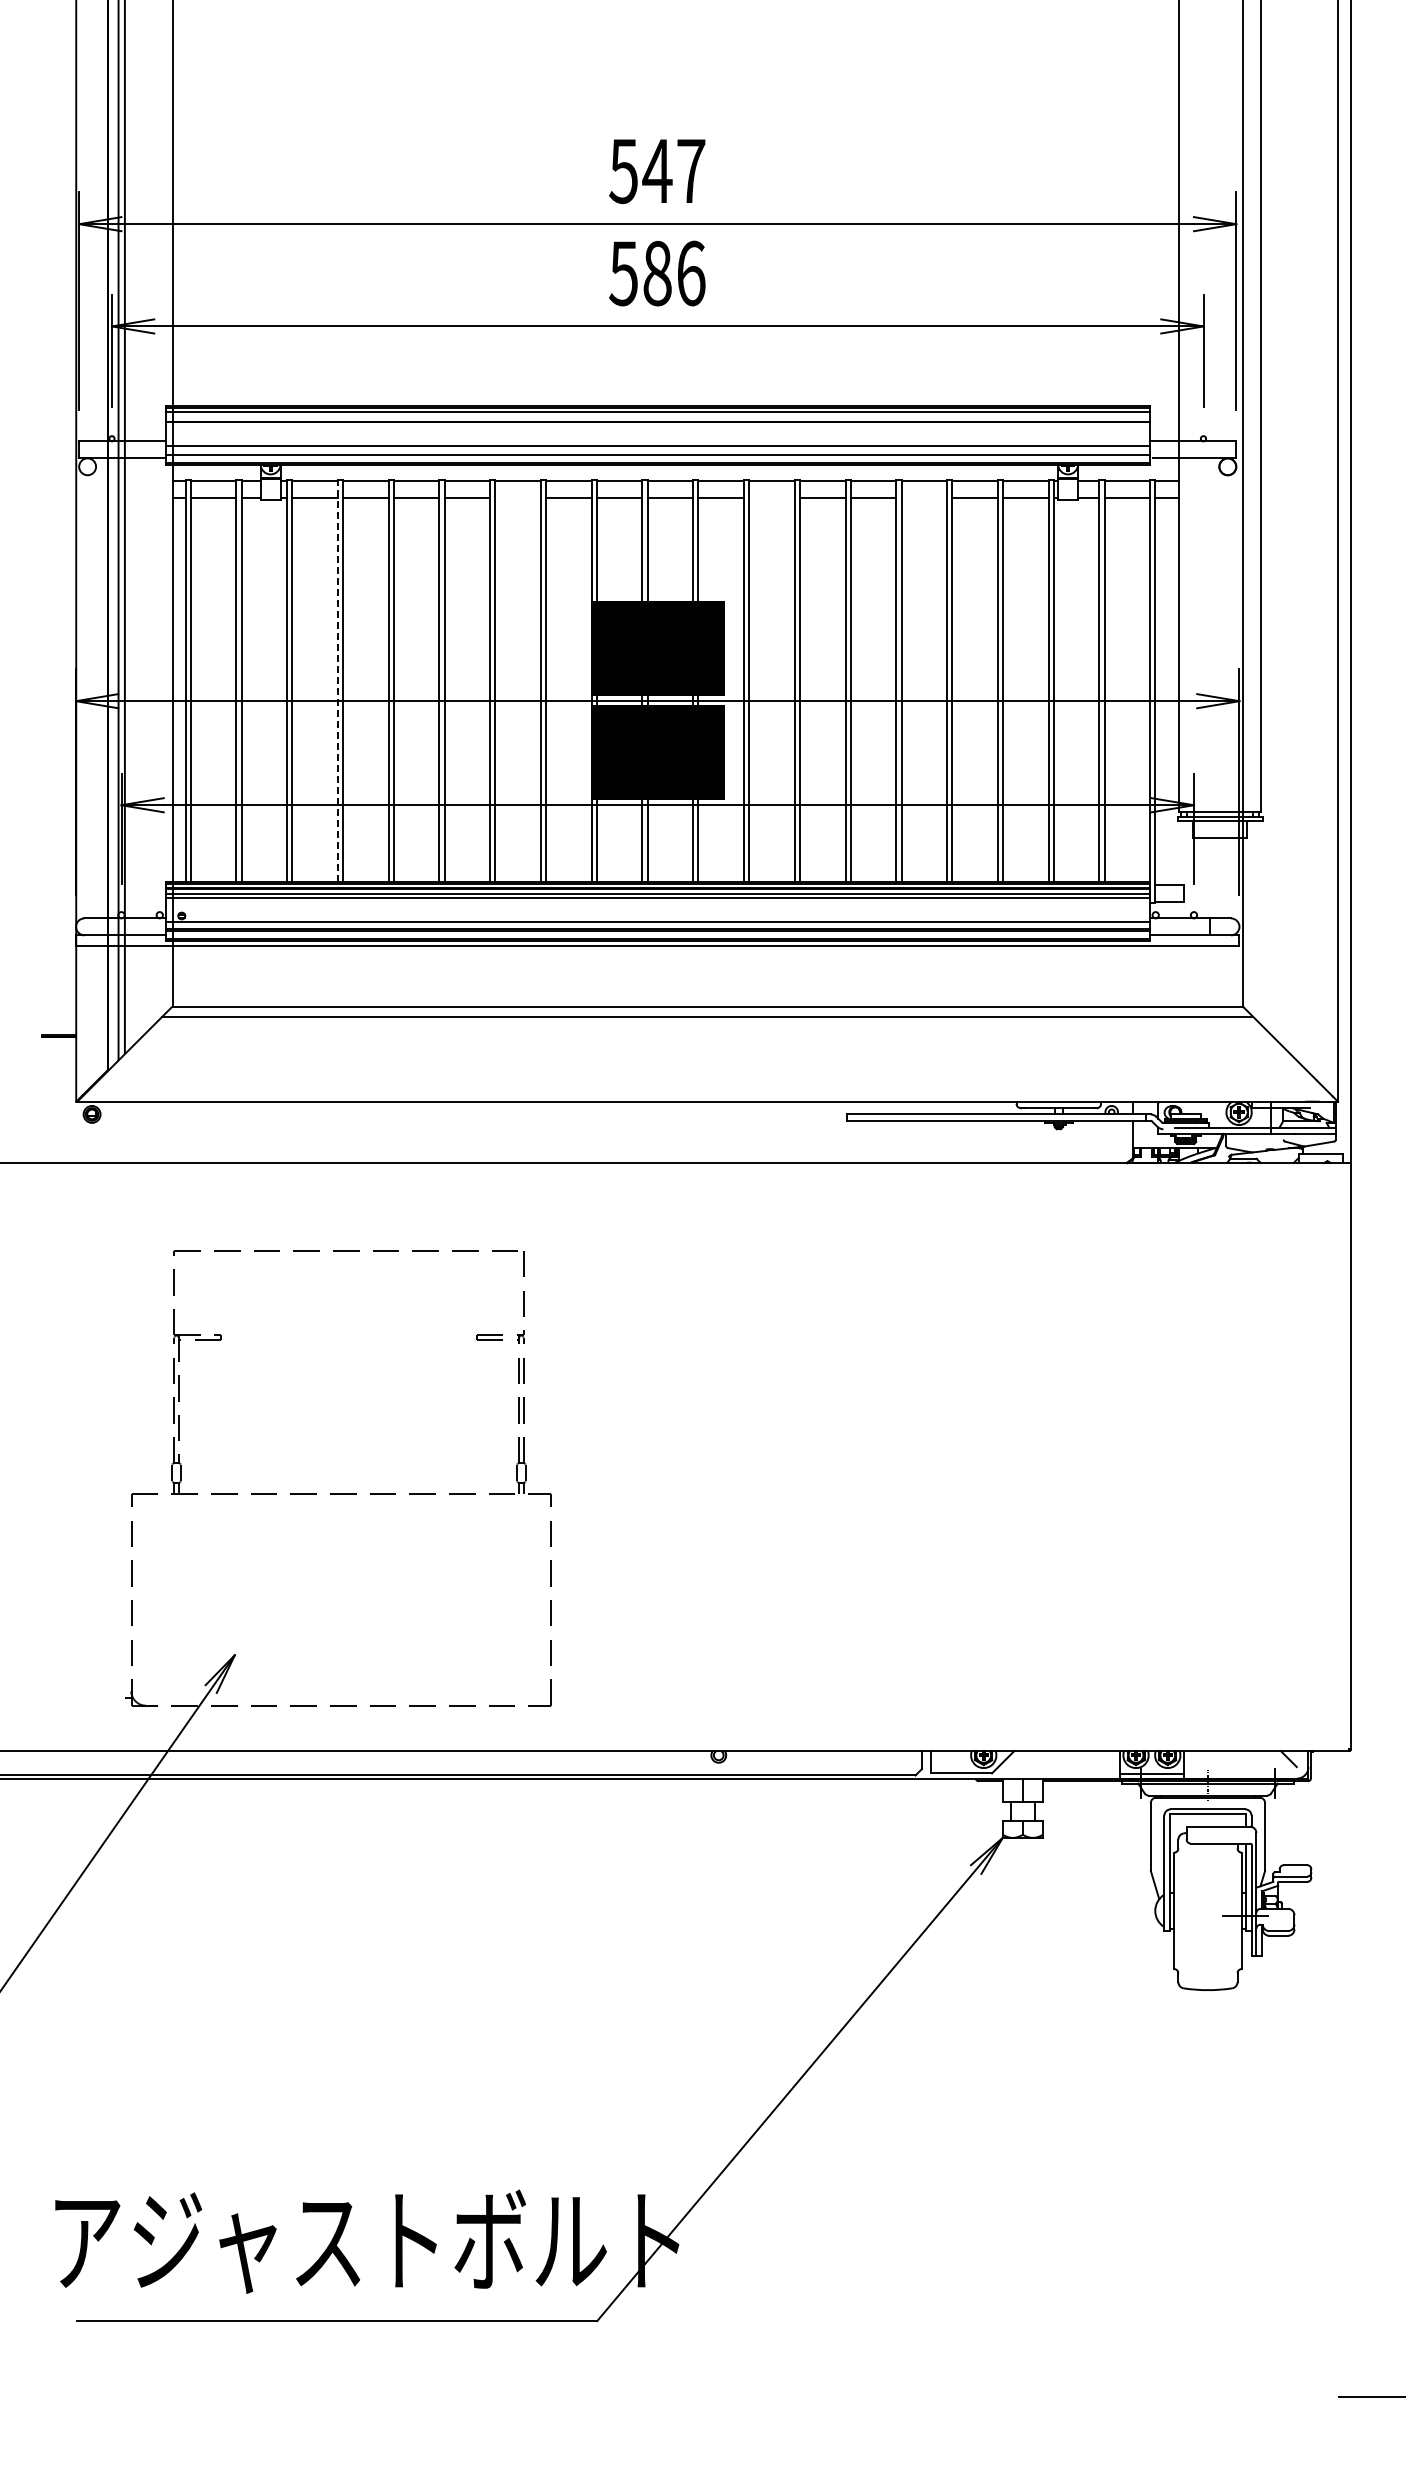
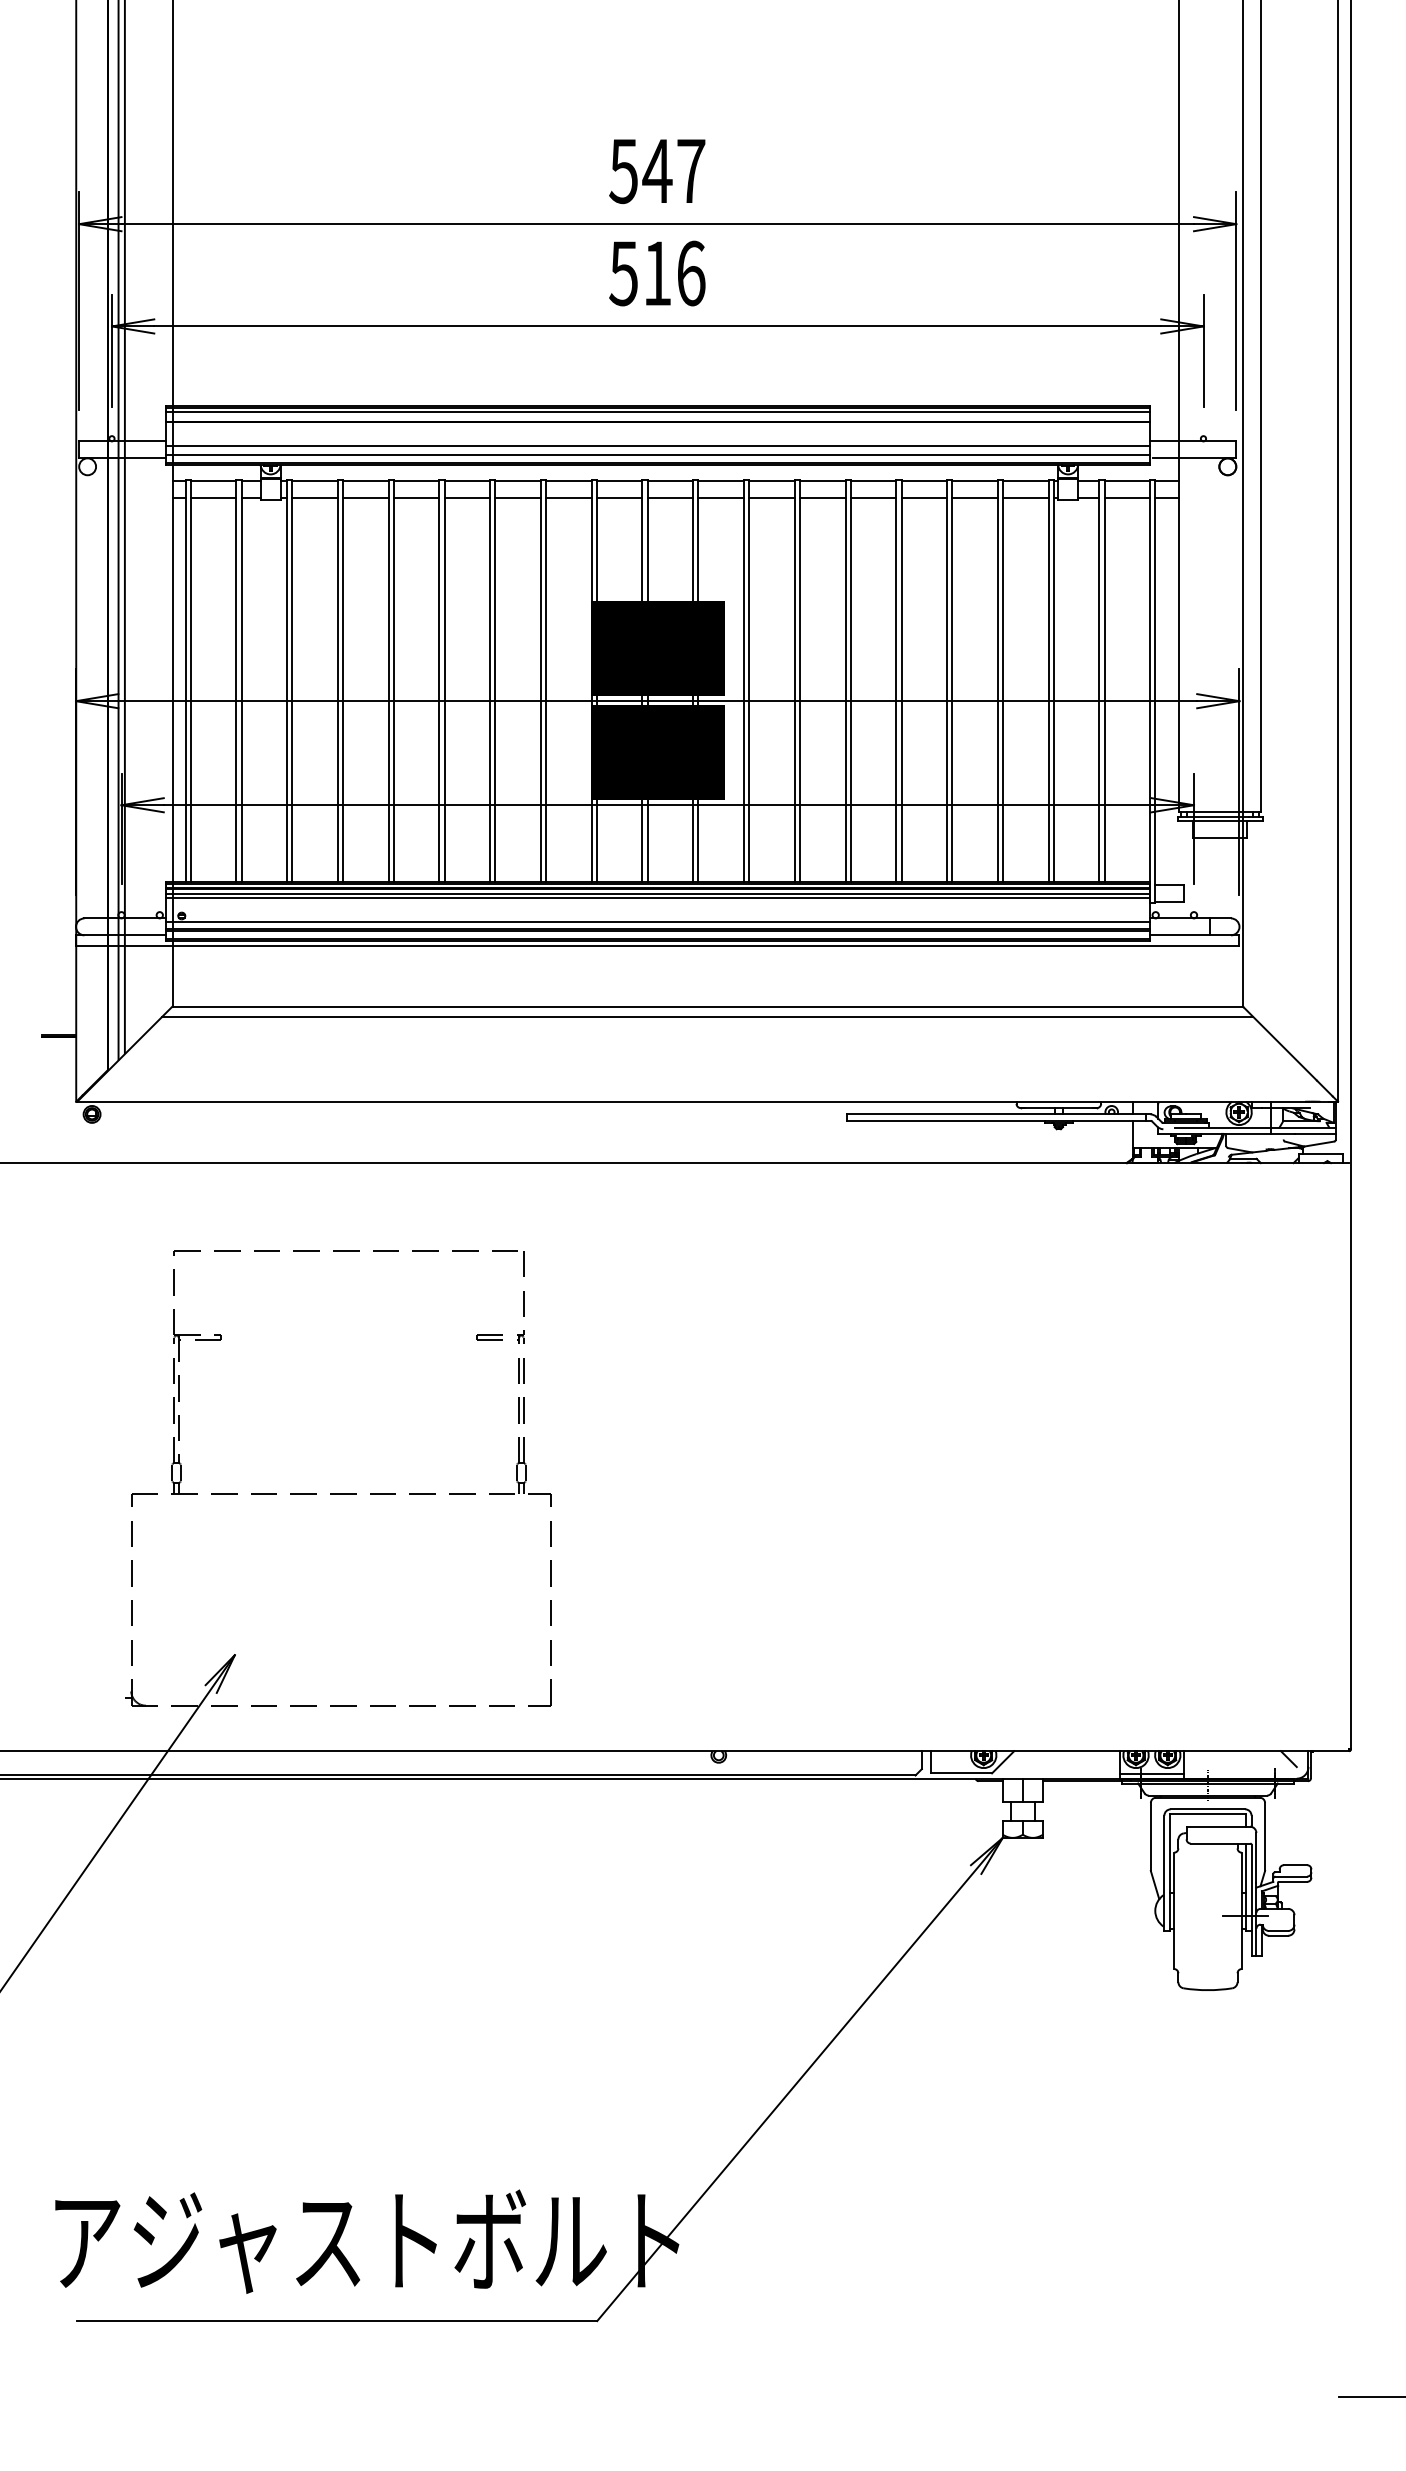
text: 586 -> 516 (657, 273)
line: none -> present (517, 498)
line: none -> present (771, 498)
line: none -> present (924, 498)
line: dashed -> solid (337, 680)
